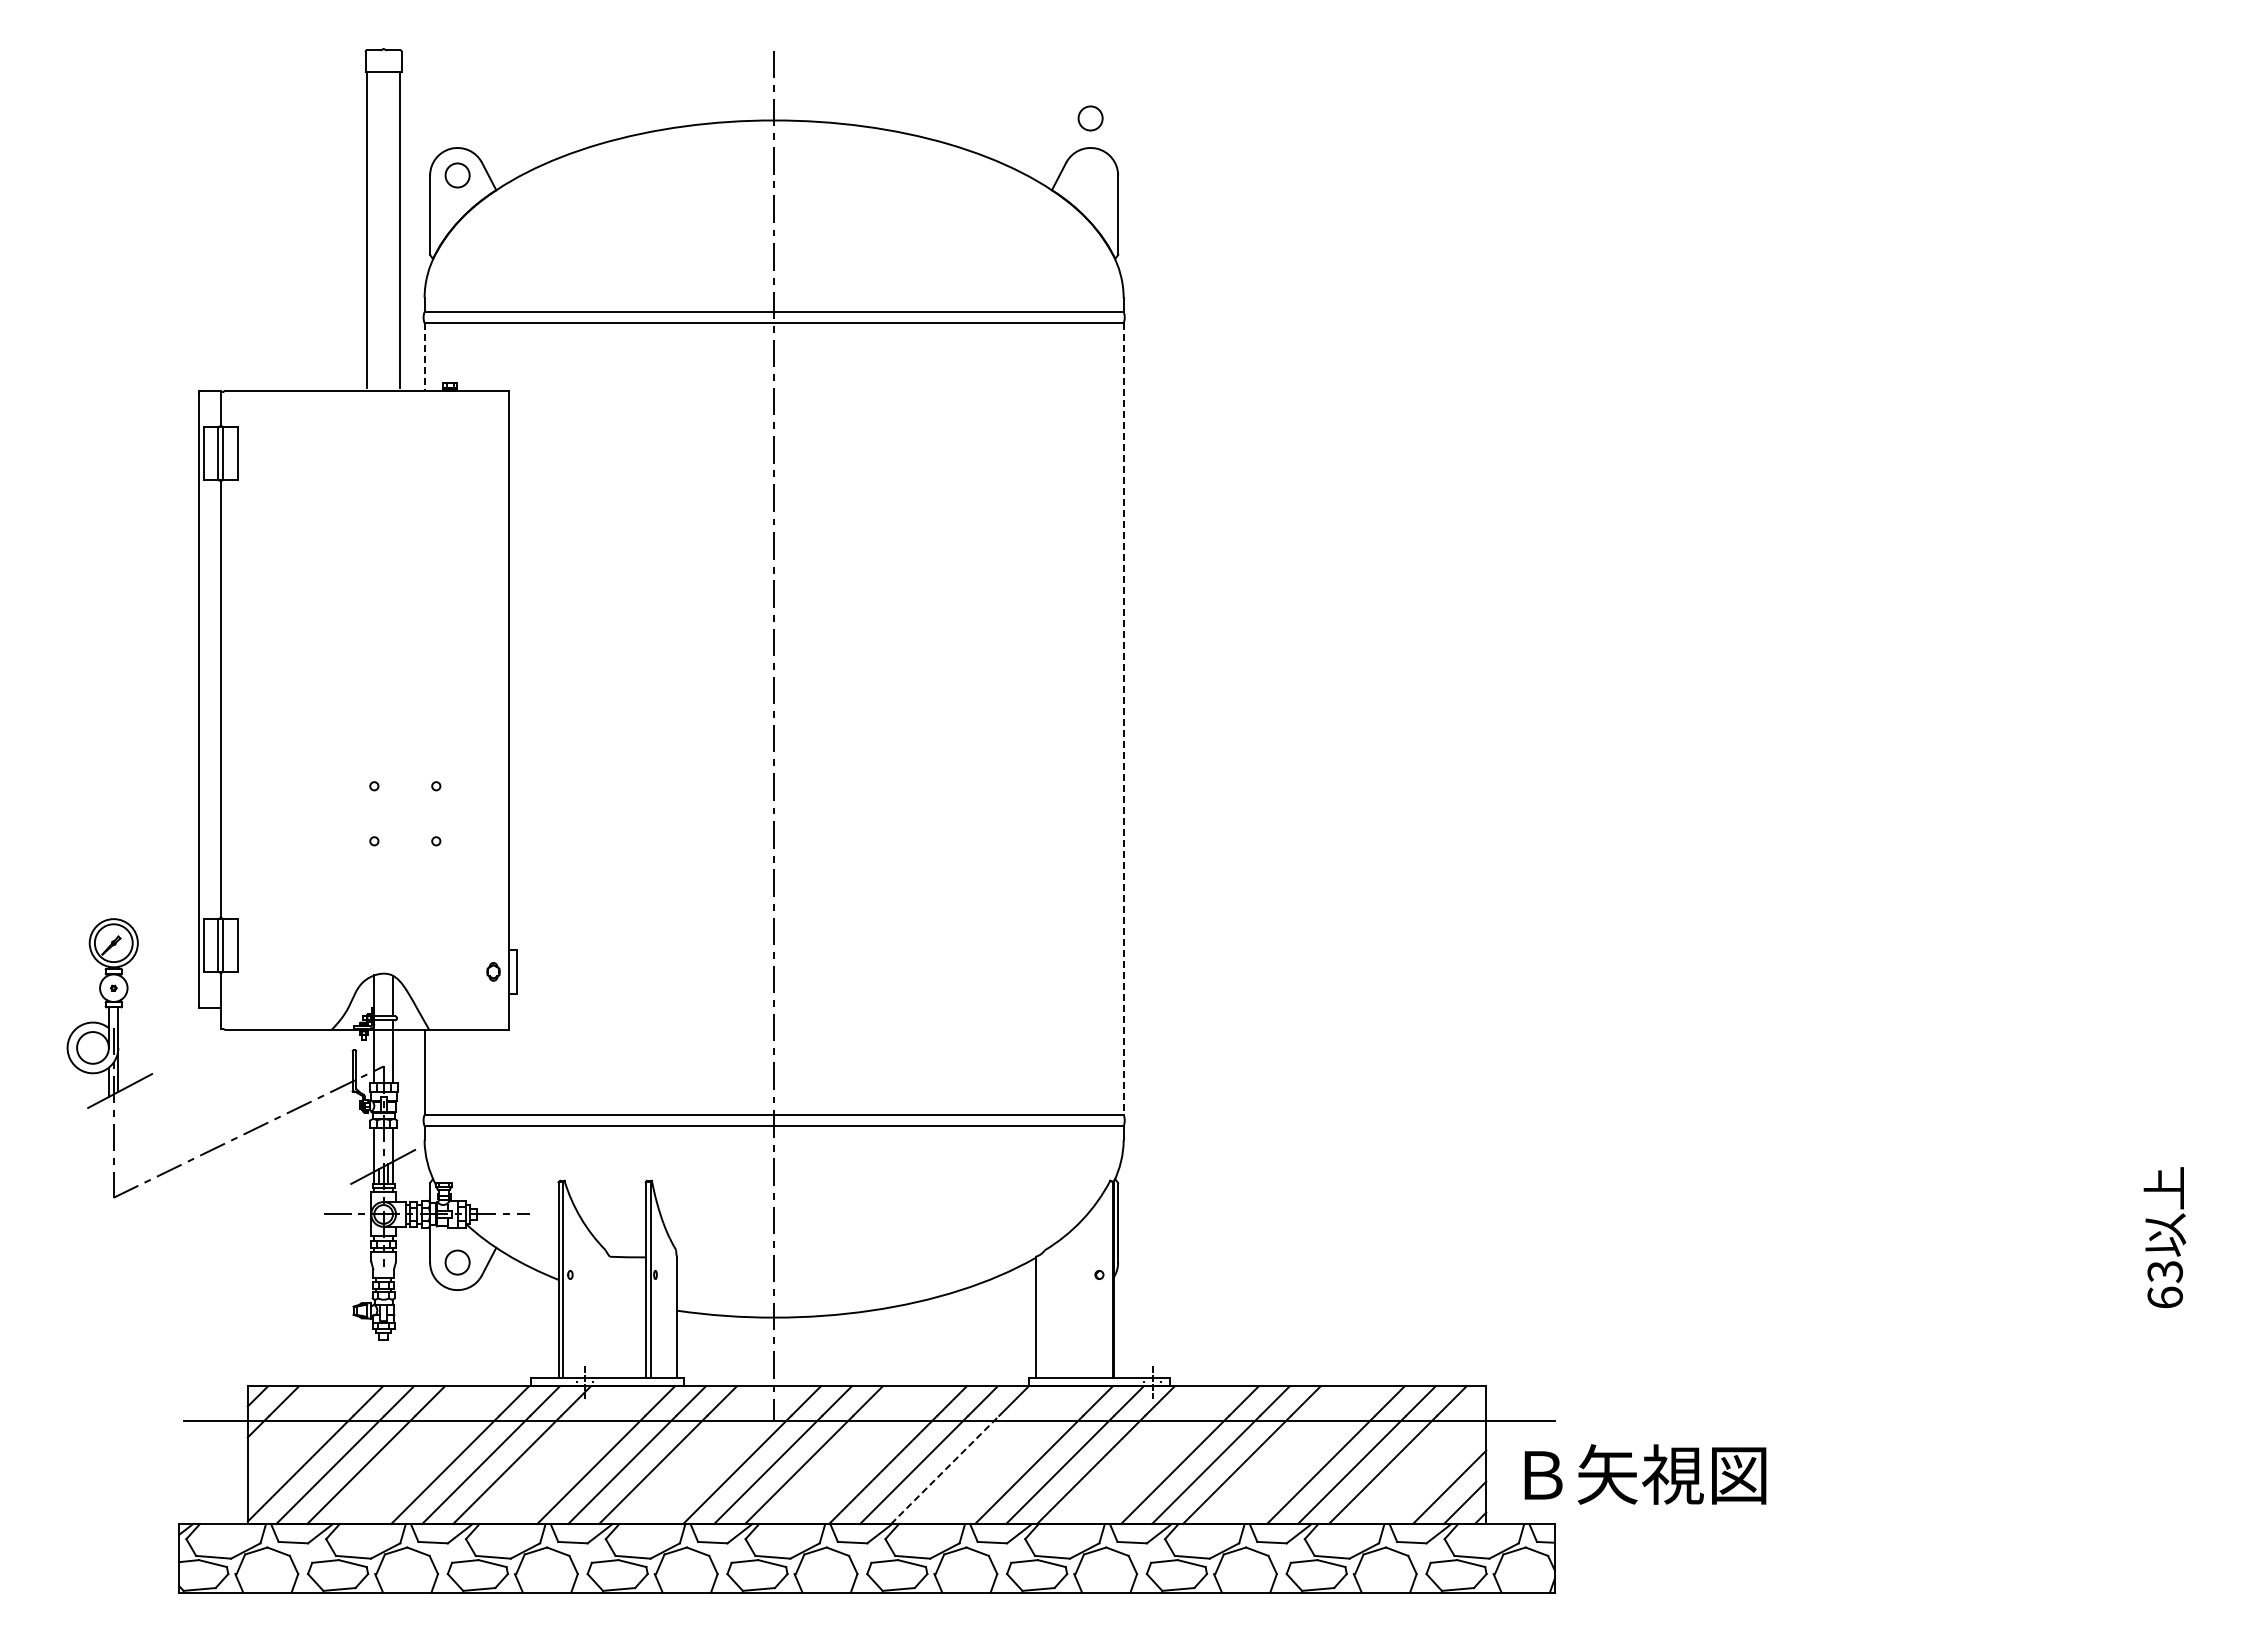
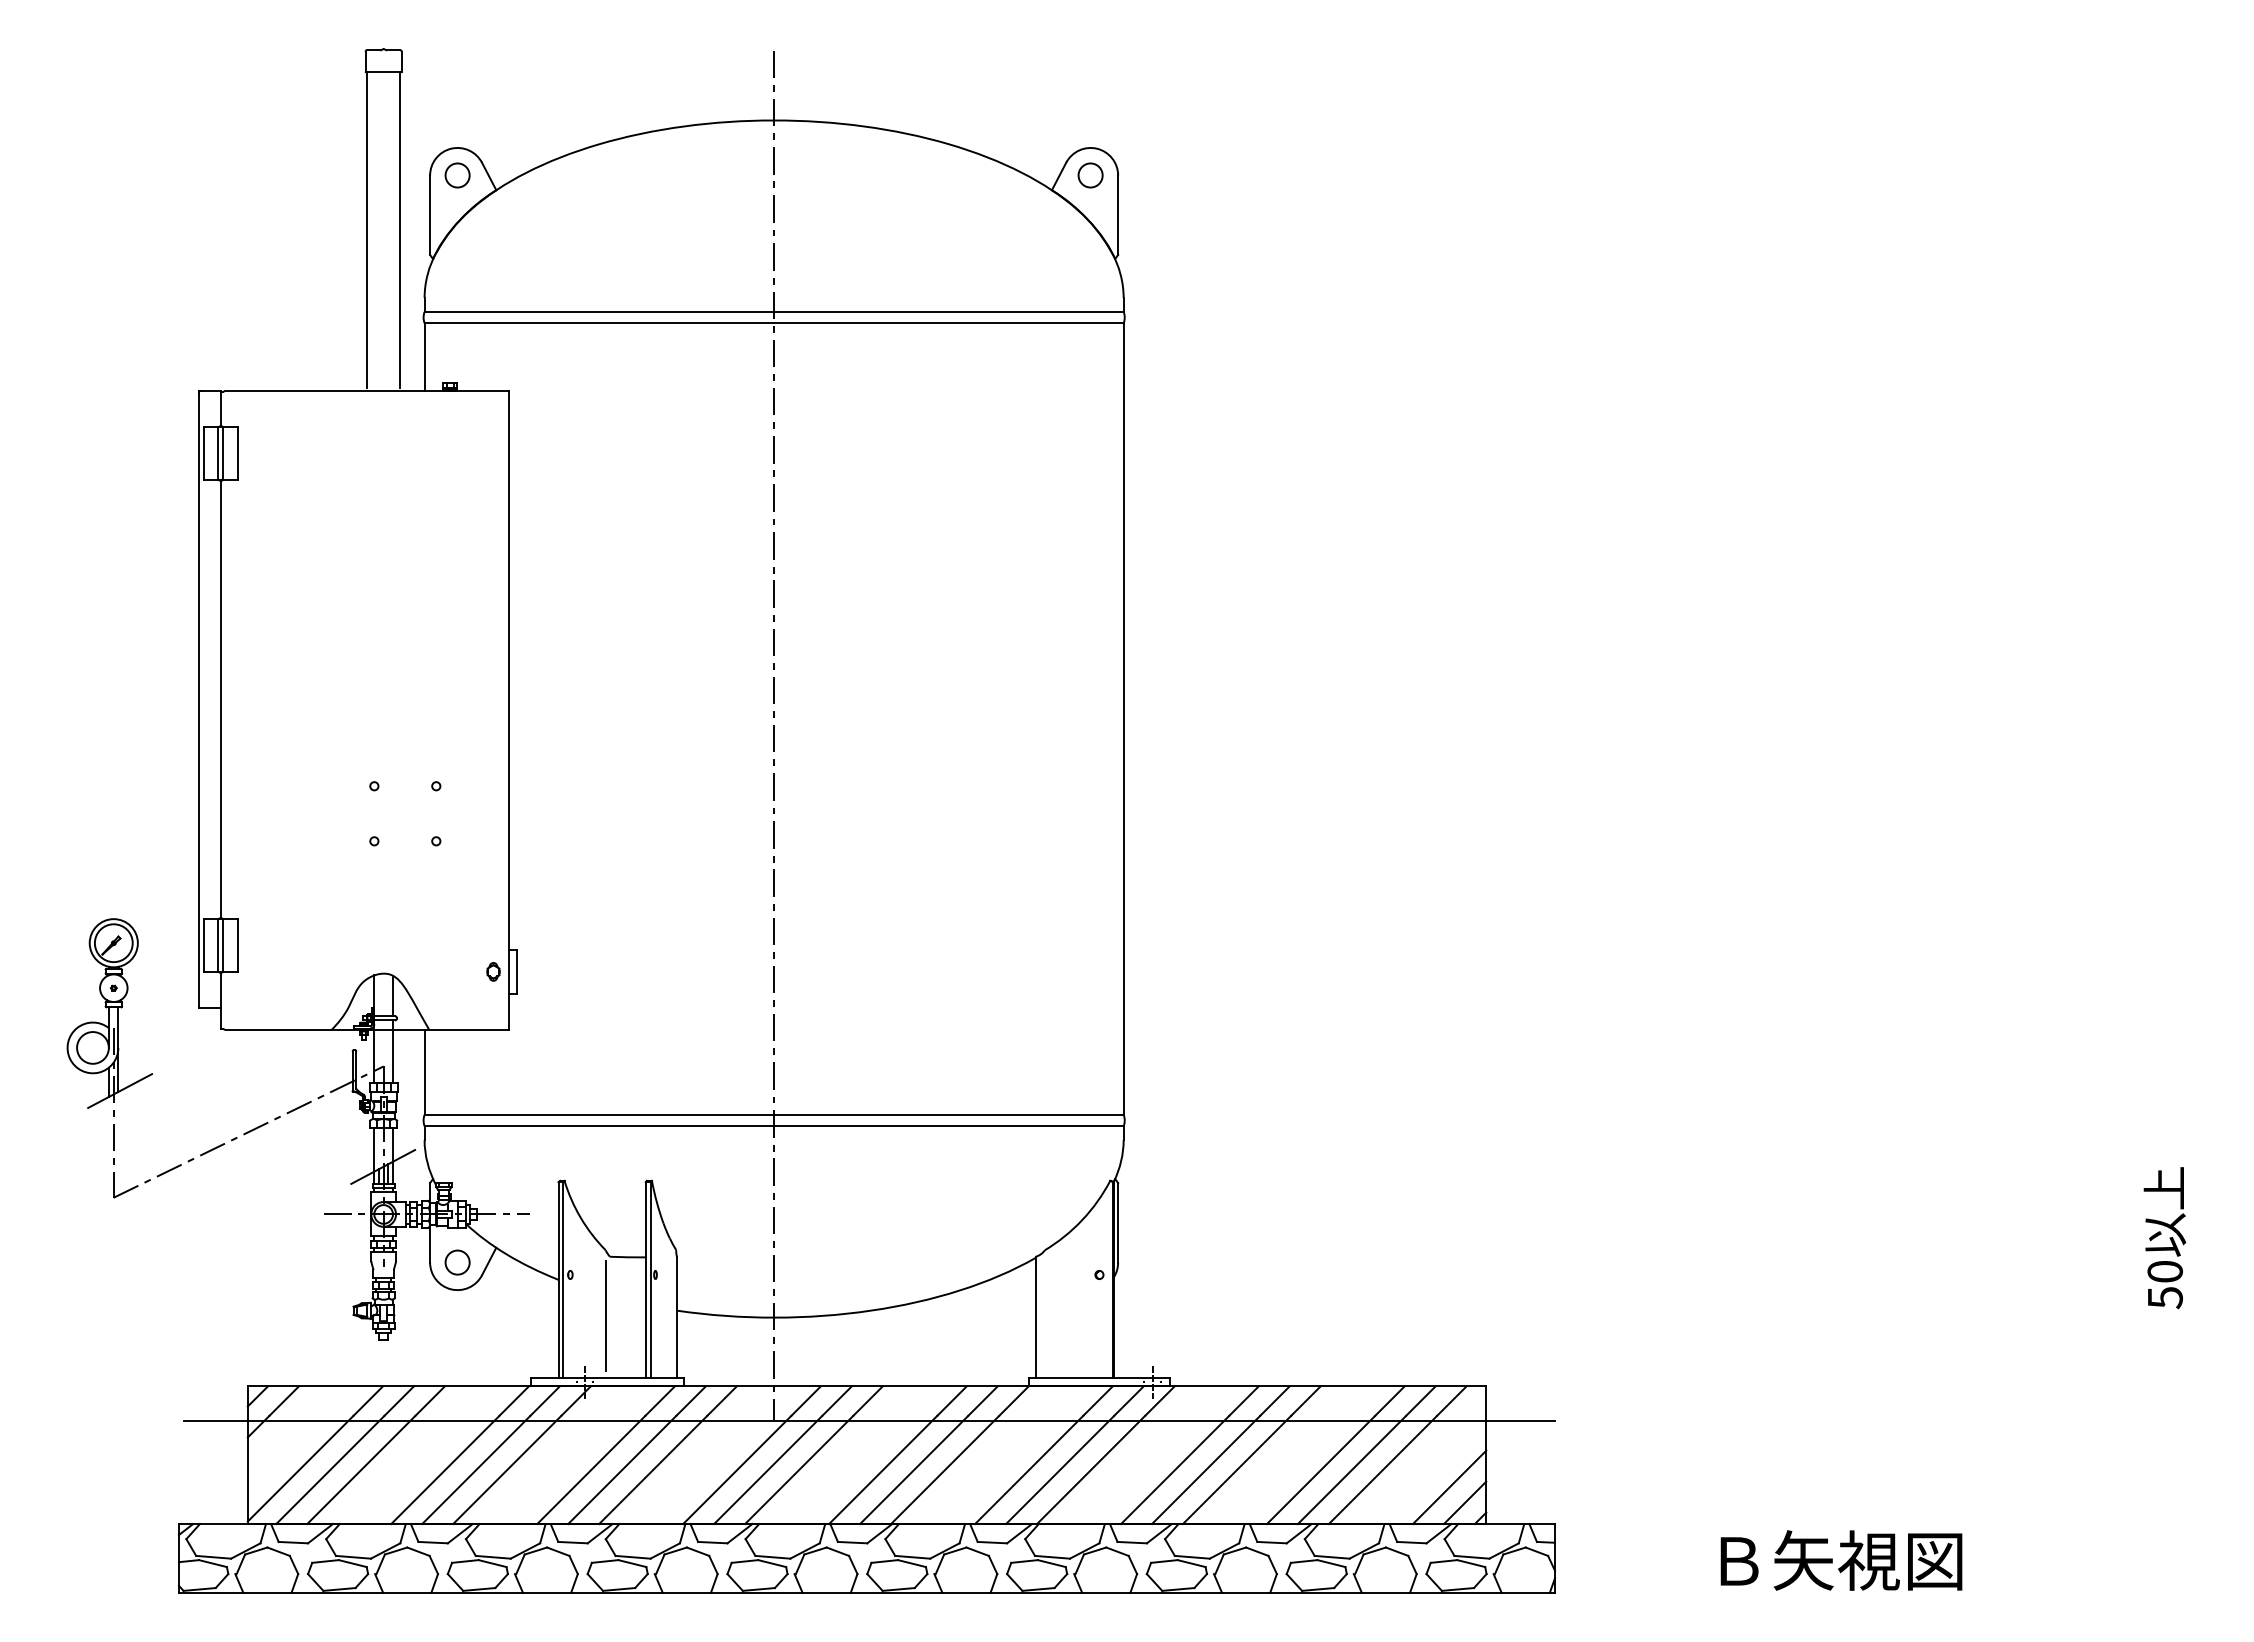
circle position: (1090, 118) -> (1090, 175) (1090, 175)
line: dashed -> solid (424, 356)
line: dashed -> solid (1123, 719)
text: 63 -> 50 (2164, 1285)
line: none -> present (605, 1315)
line: dashed -> solid (945, 1469)
text position: (1645, 1474) -> (1841, 1560) (1841, 1560)
